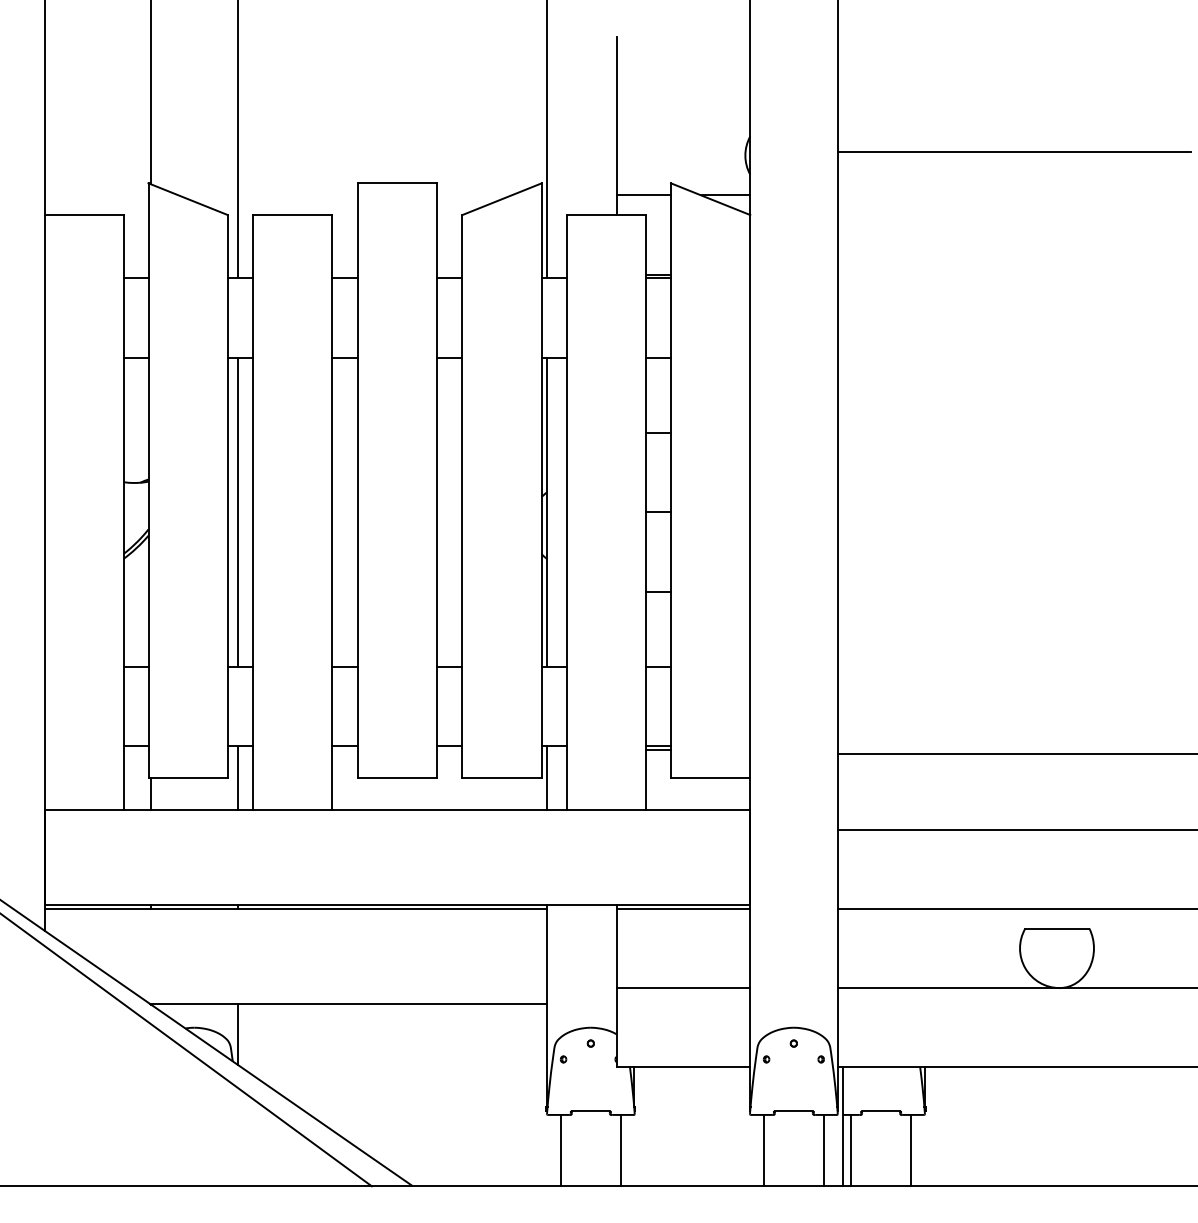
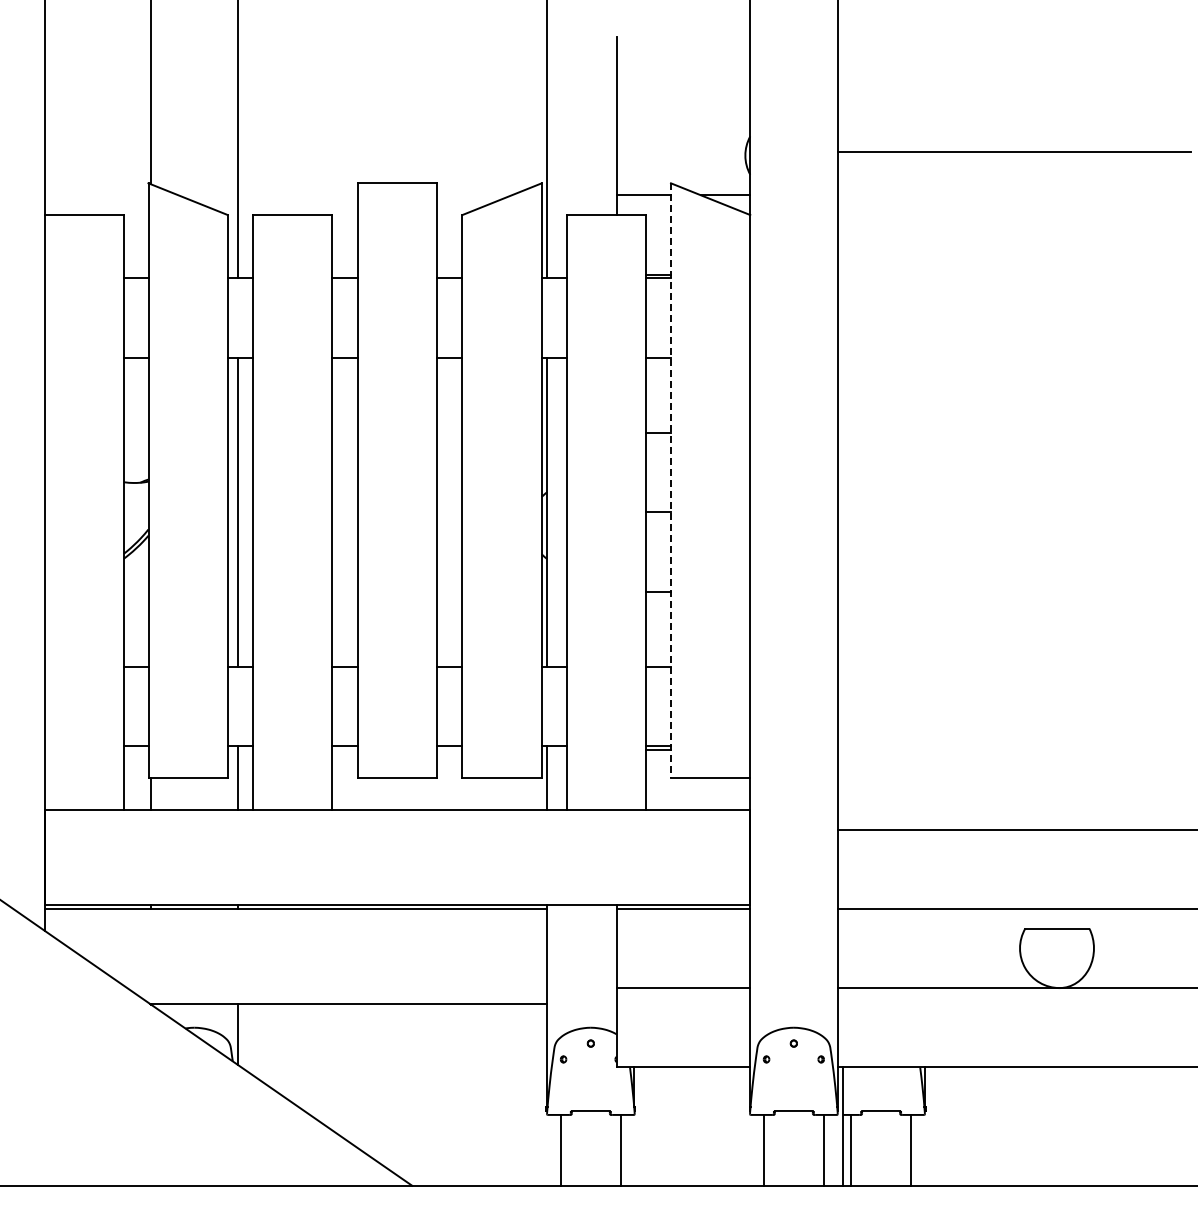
line: solid -> dashed (671, 481)
line: present -> none (1015, 754)
line: present -> none (186, 1050)
